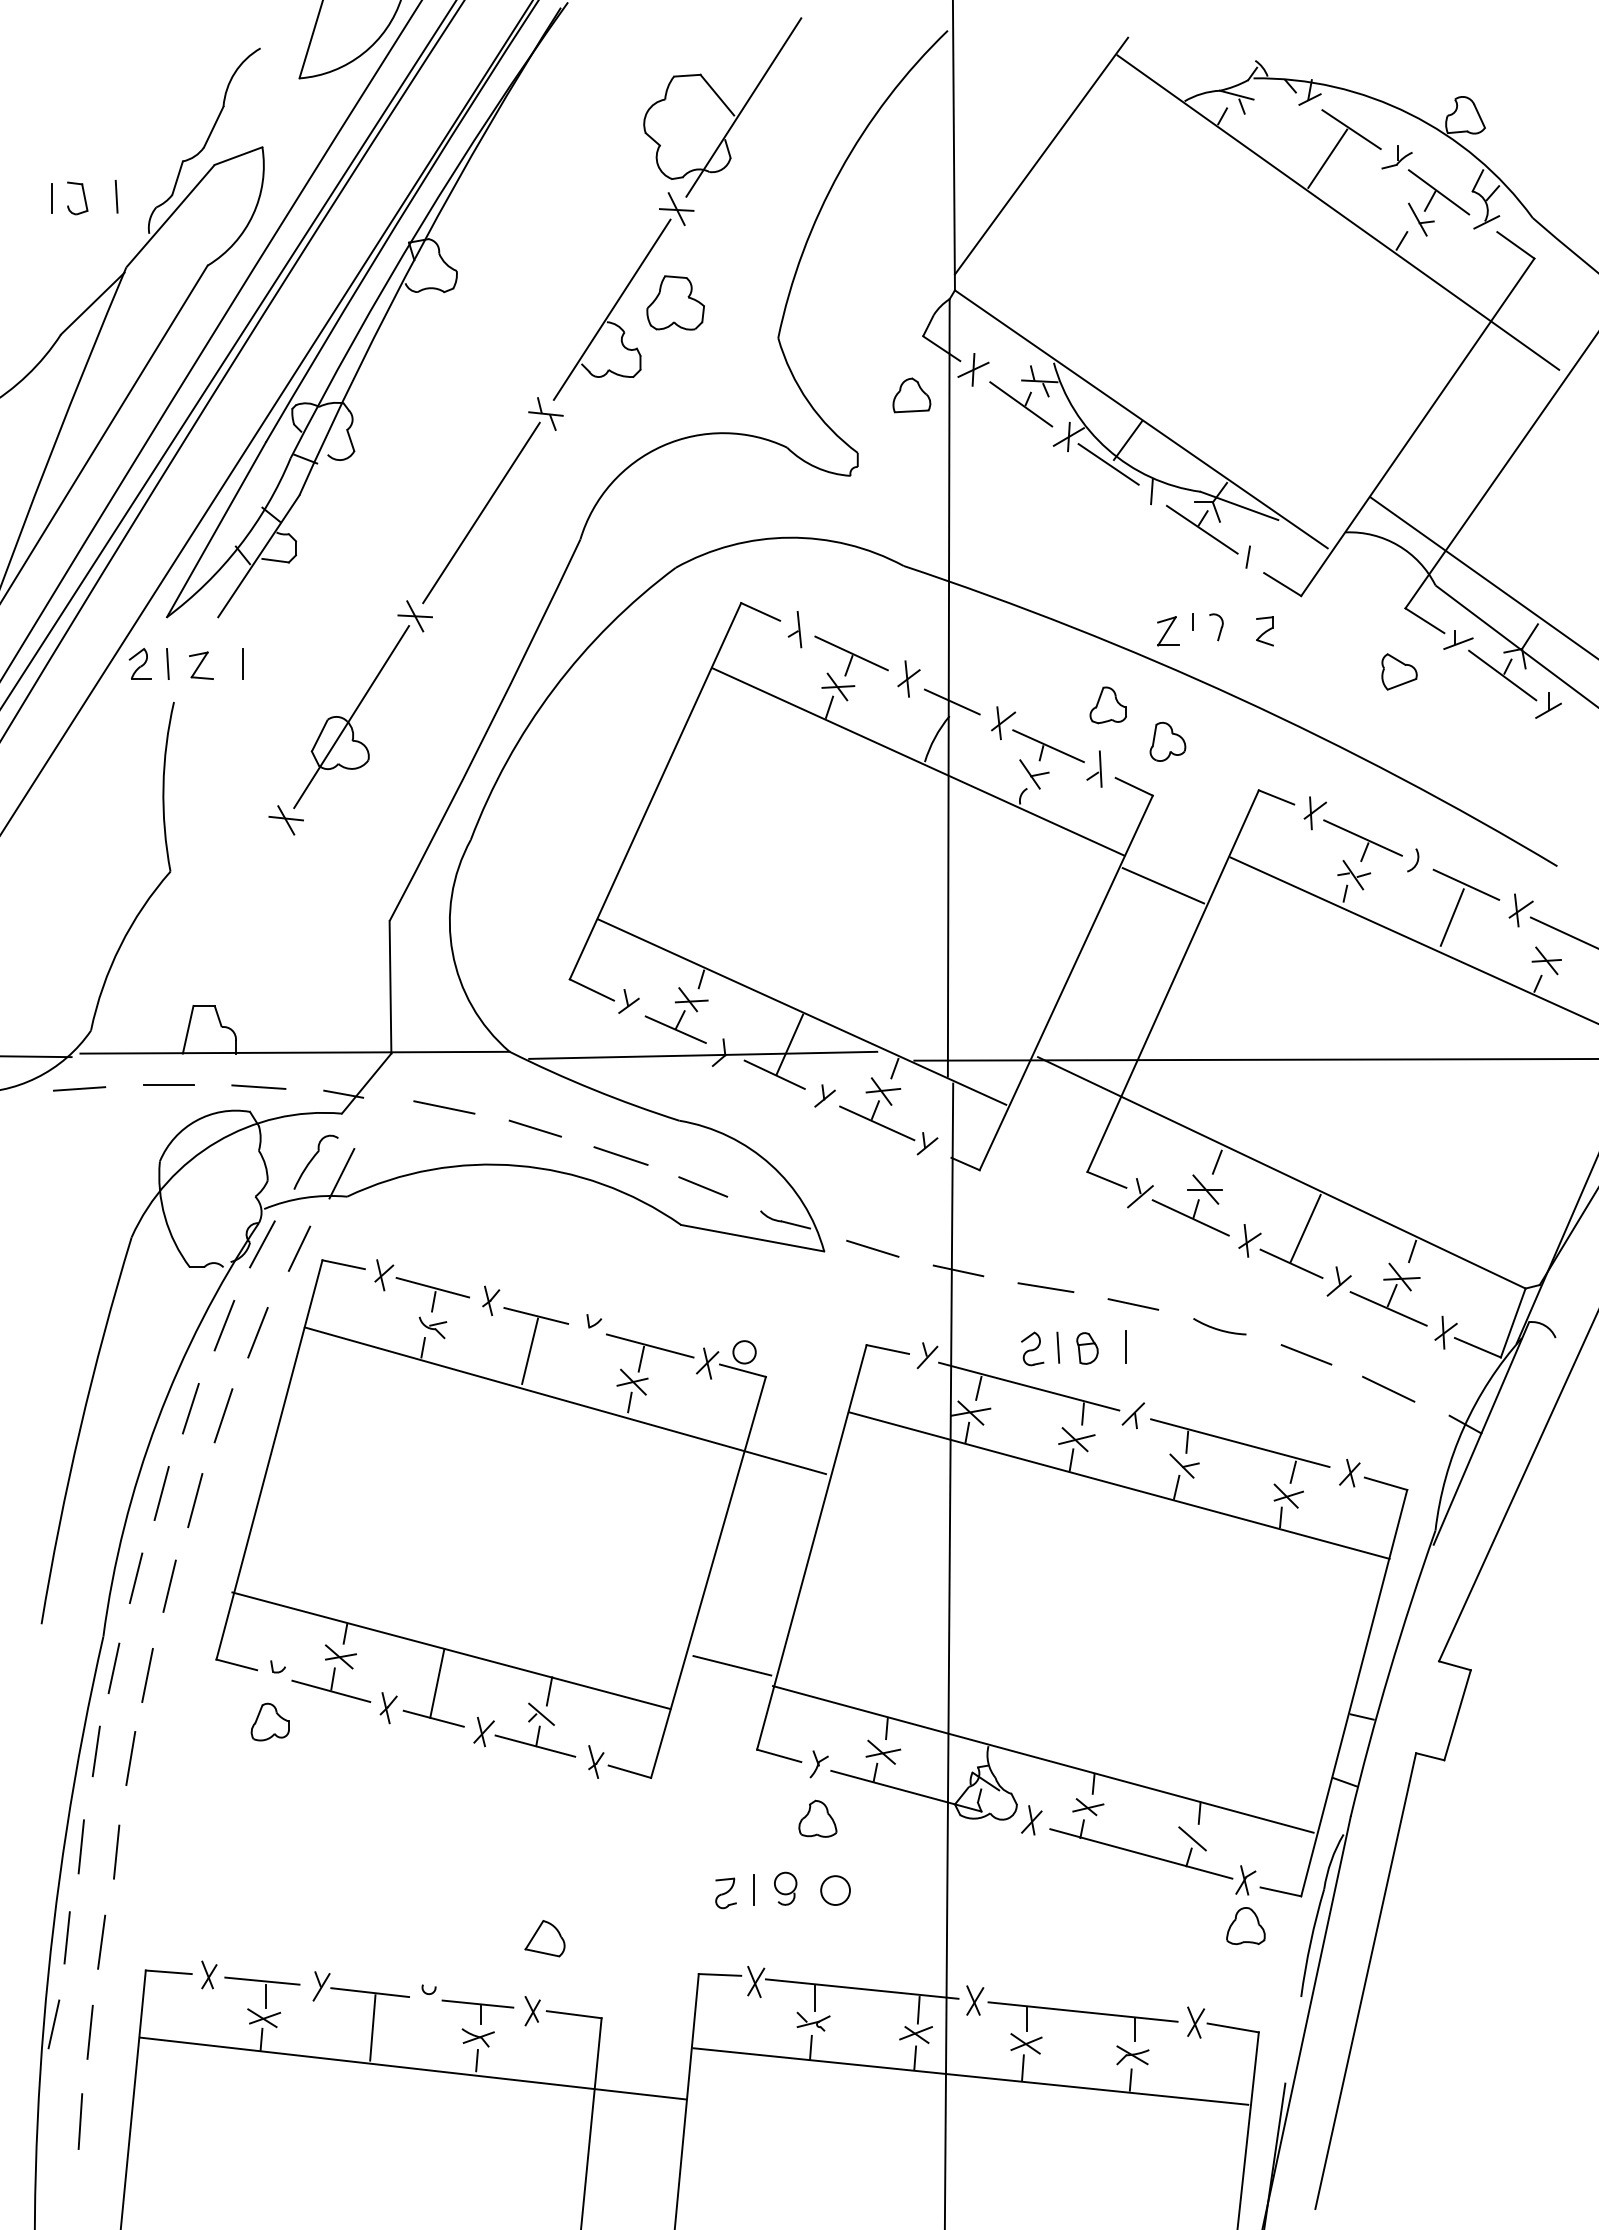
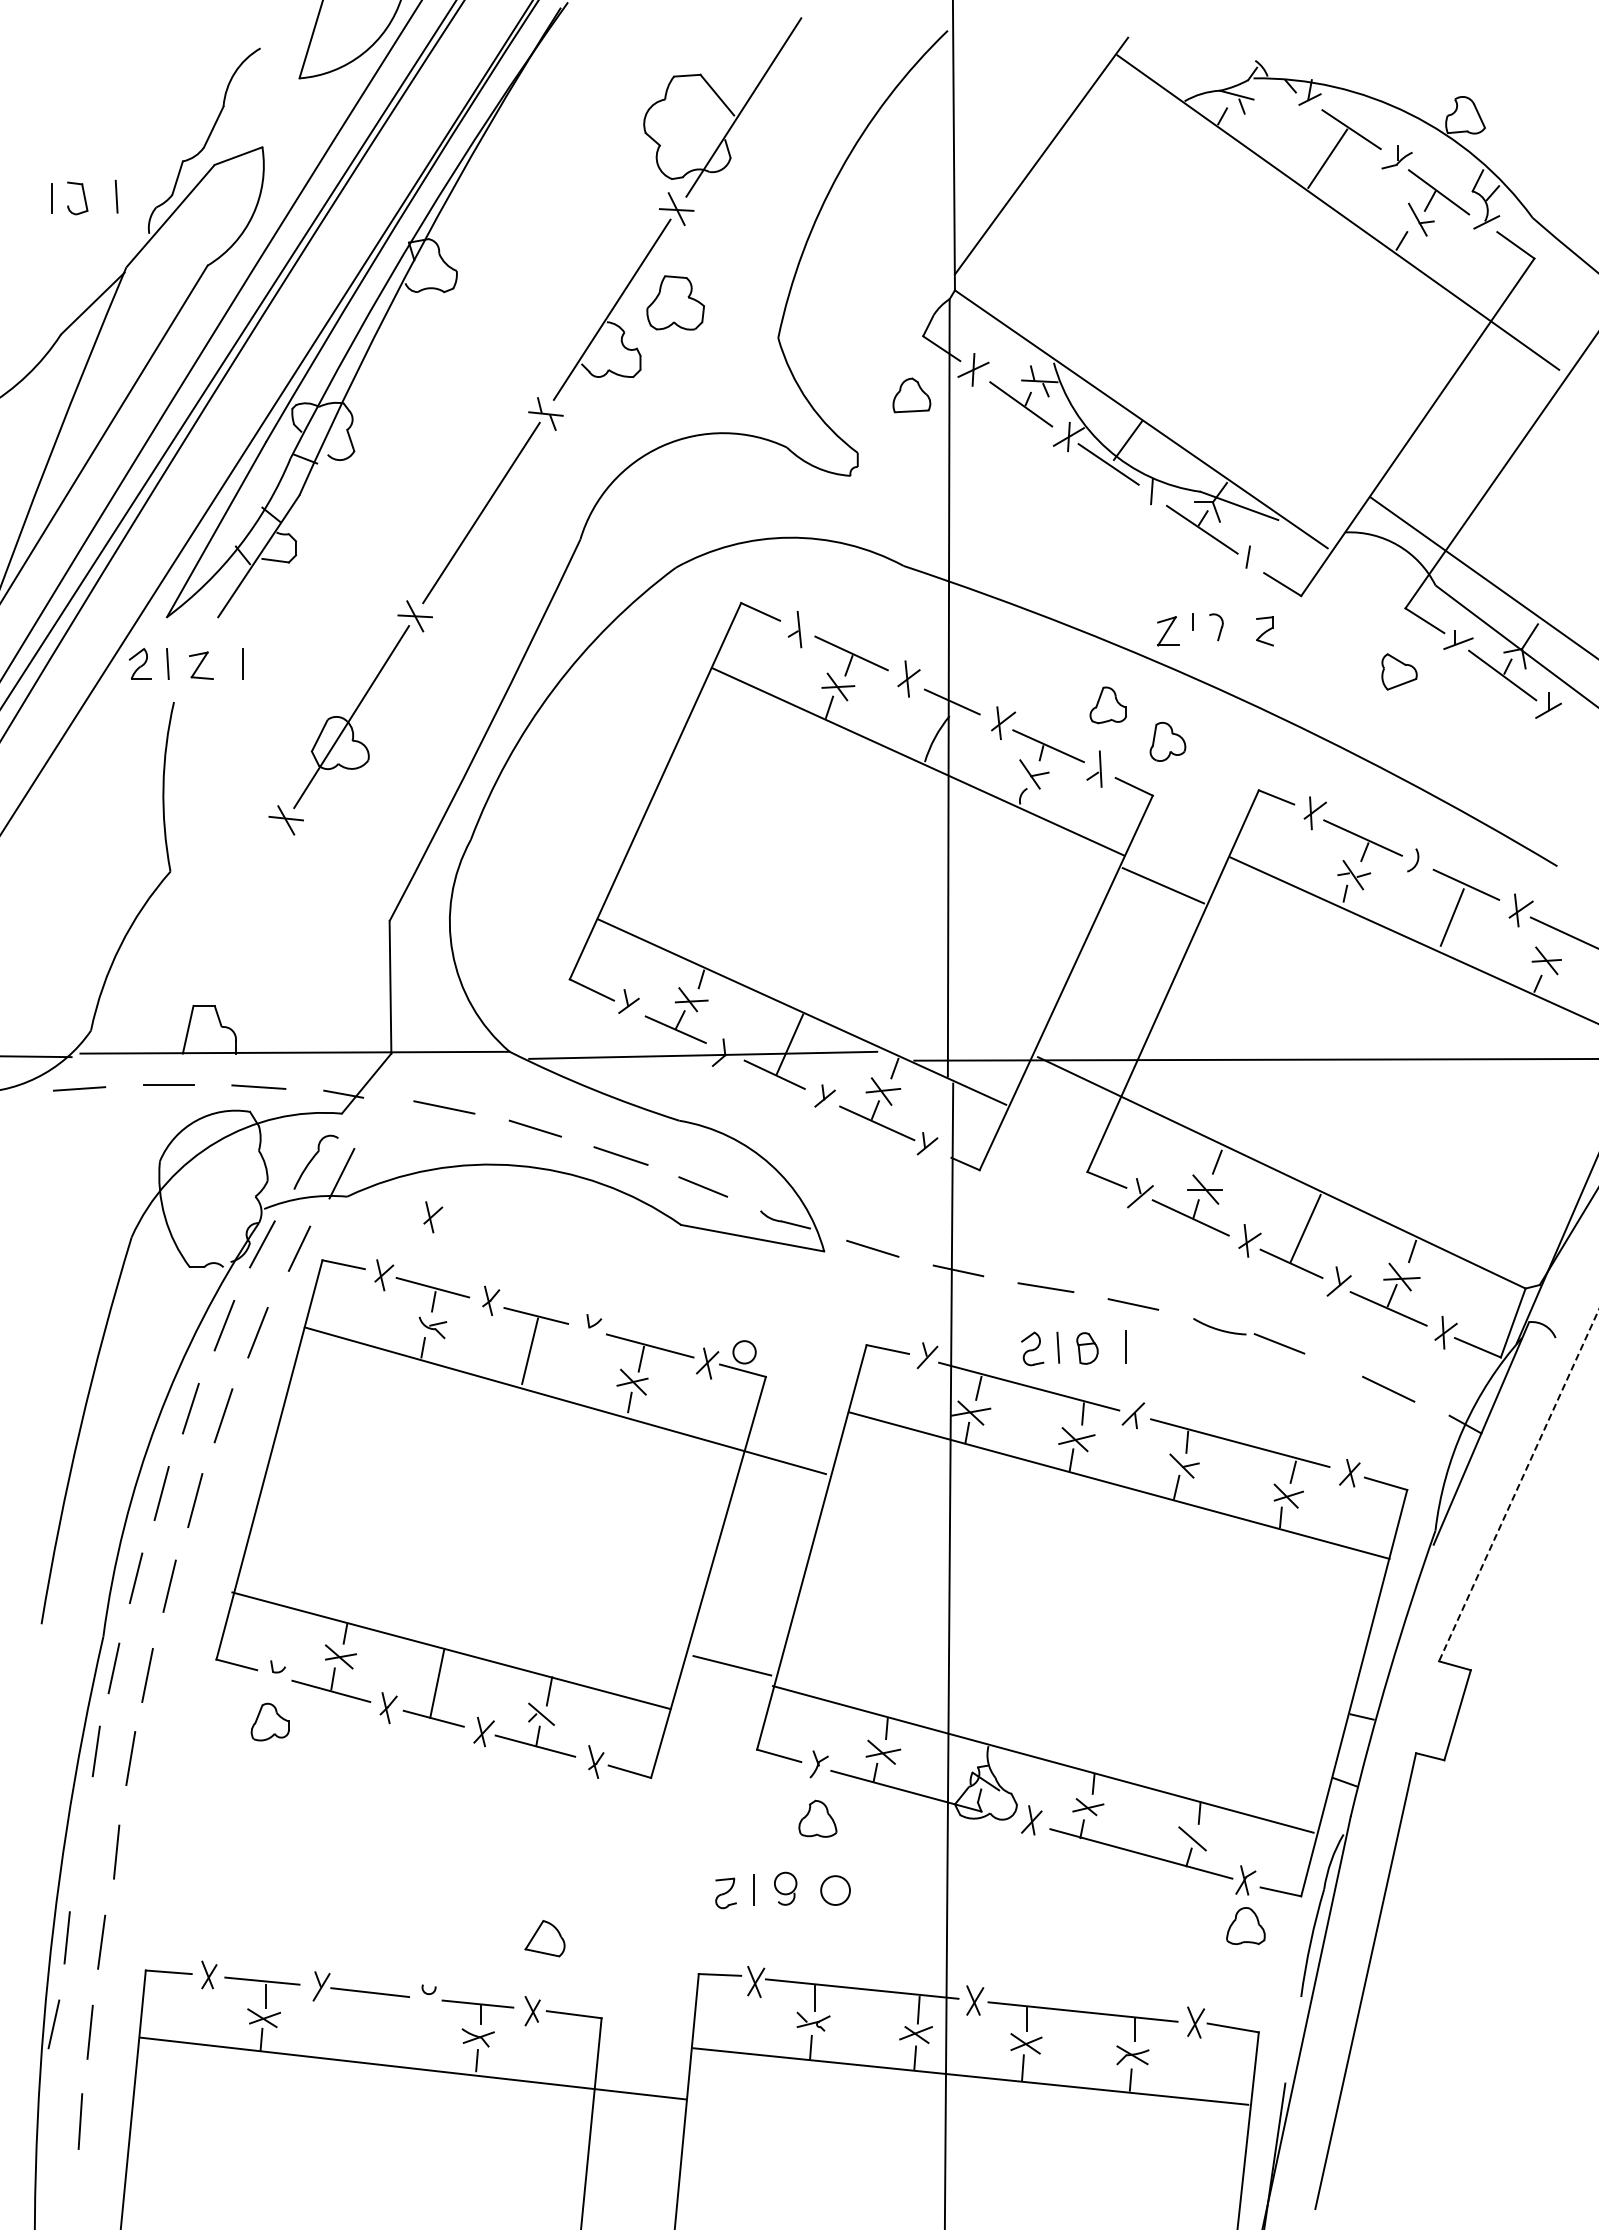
part: none -> present (433, 1217)
line position: (1306, 1354) -> (1279, 1343) (1279, 1343)
line: solid -> dashed (1518, 1485)
line: present -> none (80, 1846)
line: present -> none (372, 2027)
